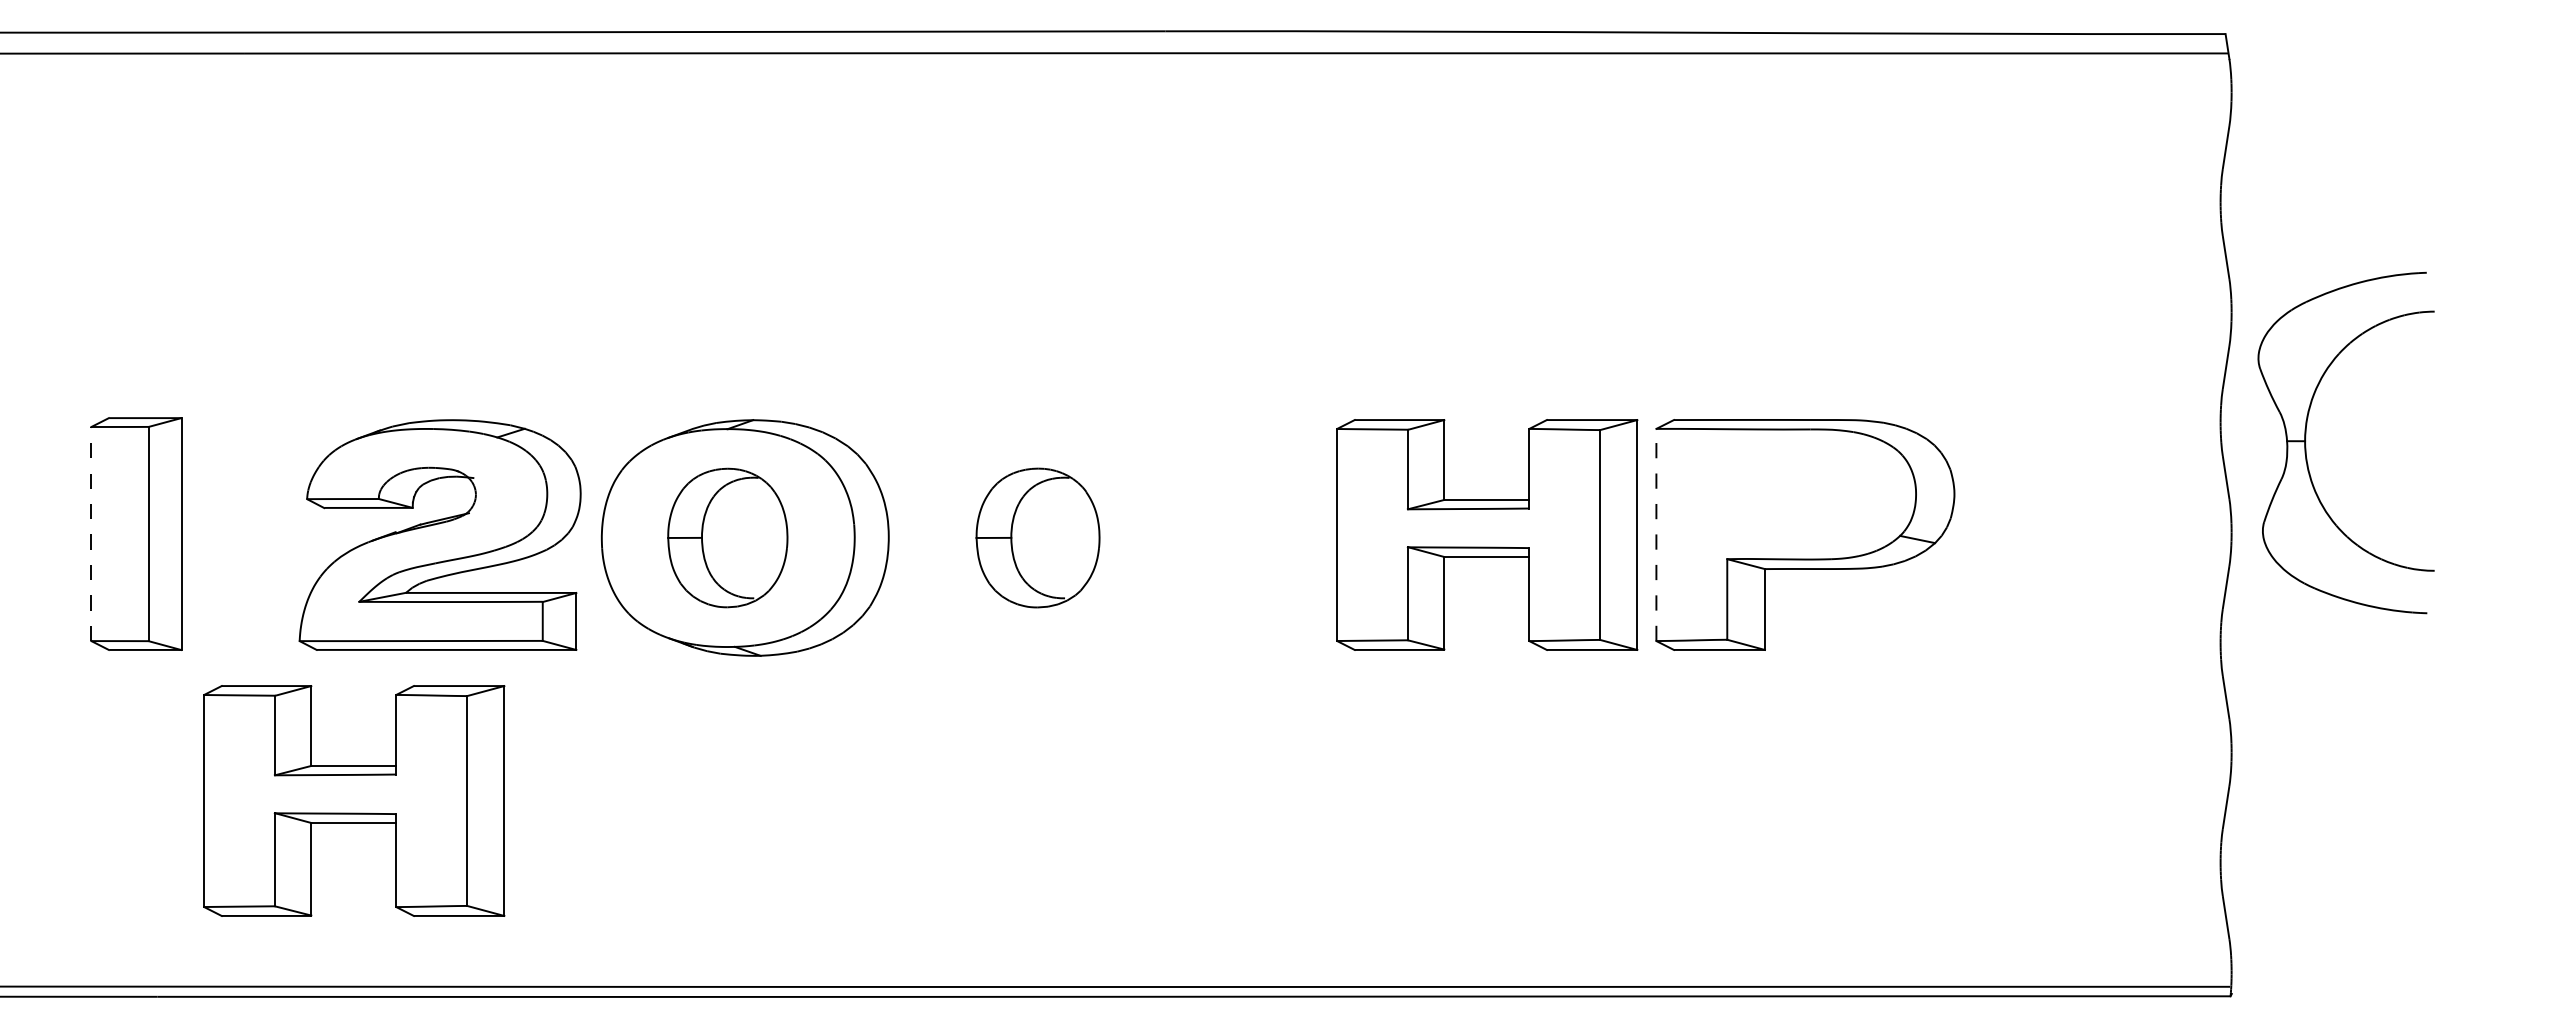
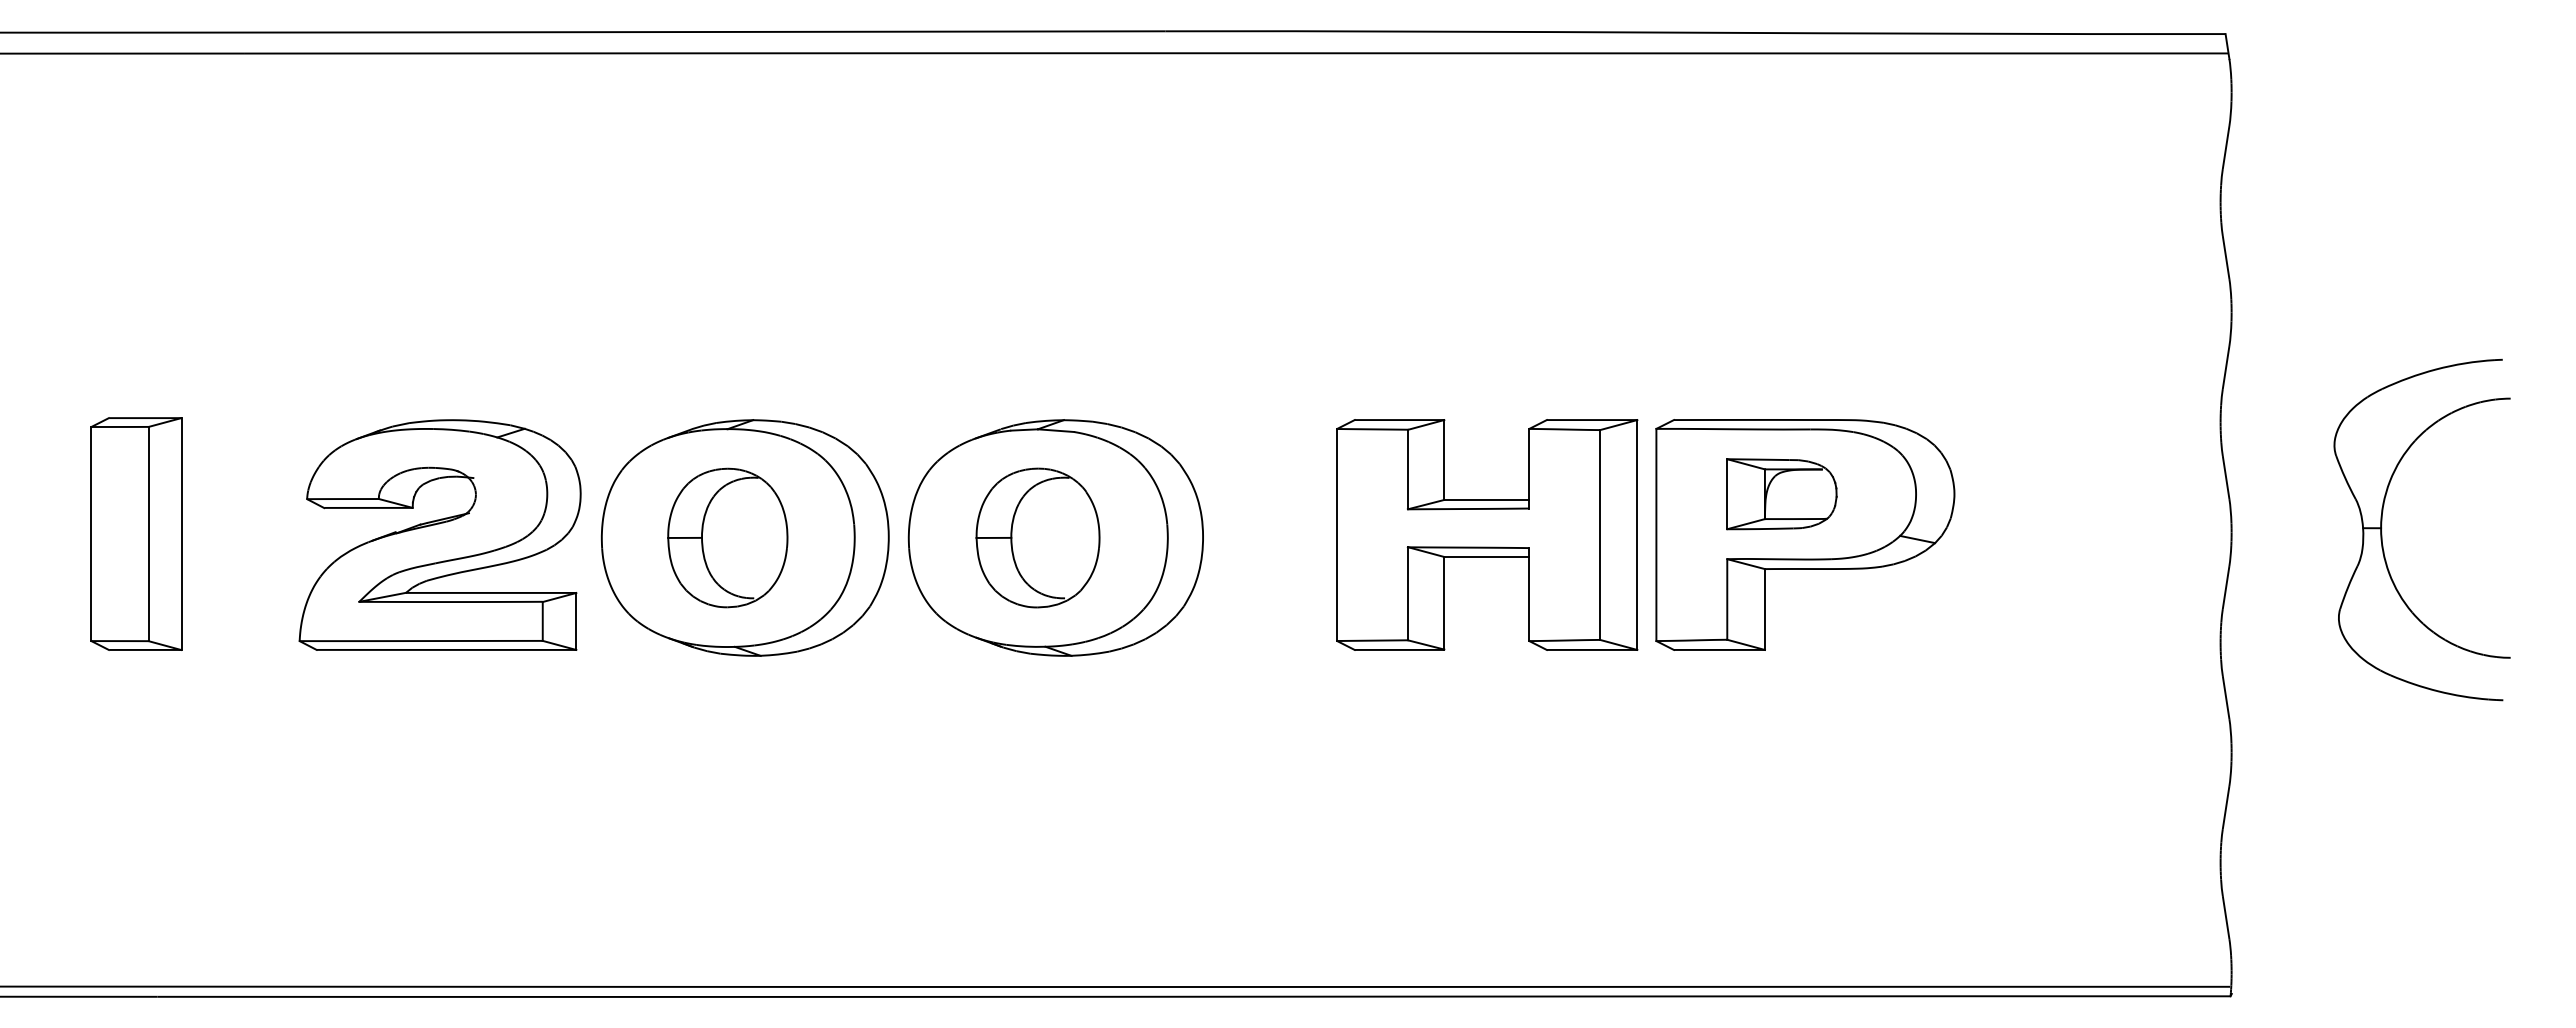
part position: (2306, 441) -> (2382, 528) (2382, 528)
part: none -> present (1781, 494)
line: dashed -> solid (91, 533)
line: dashed -> solid (1656, 534)
part: none -> present (1055, 537)
part: present -> none (354, 800)
